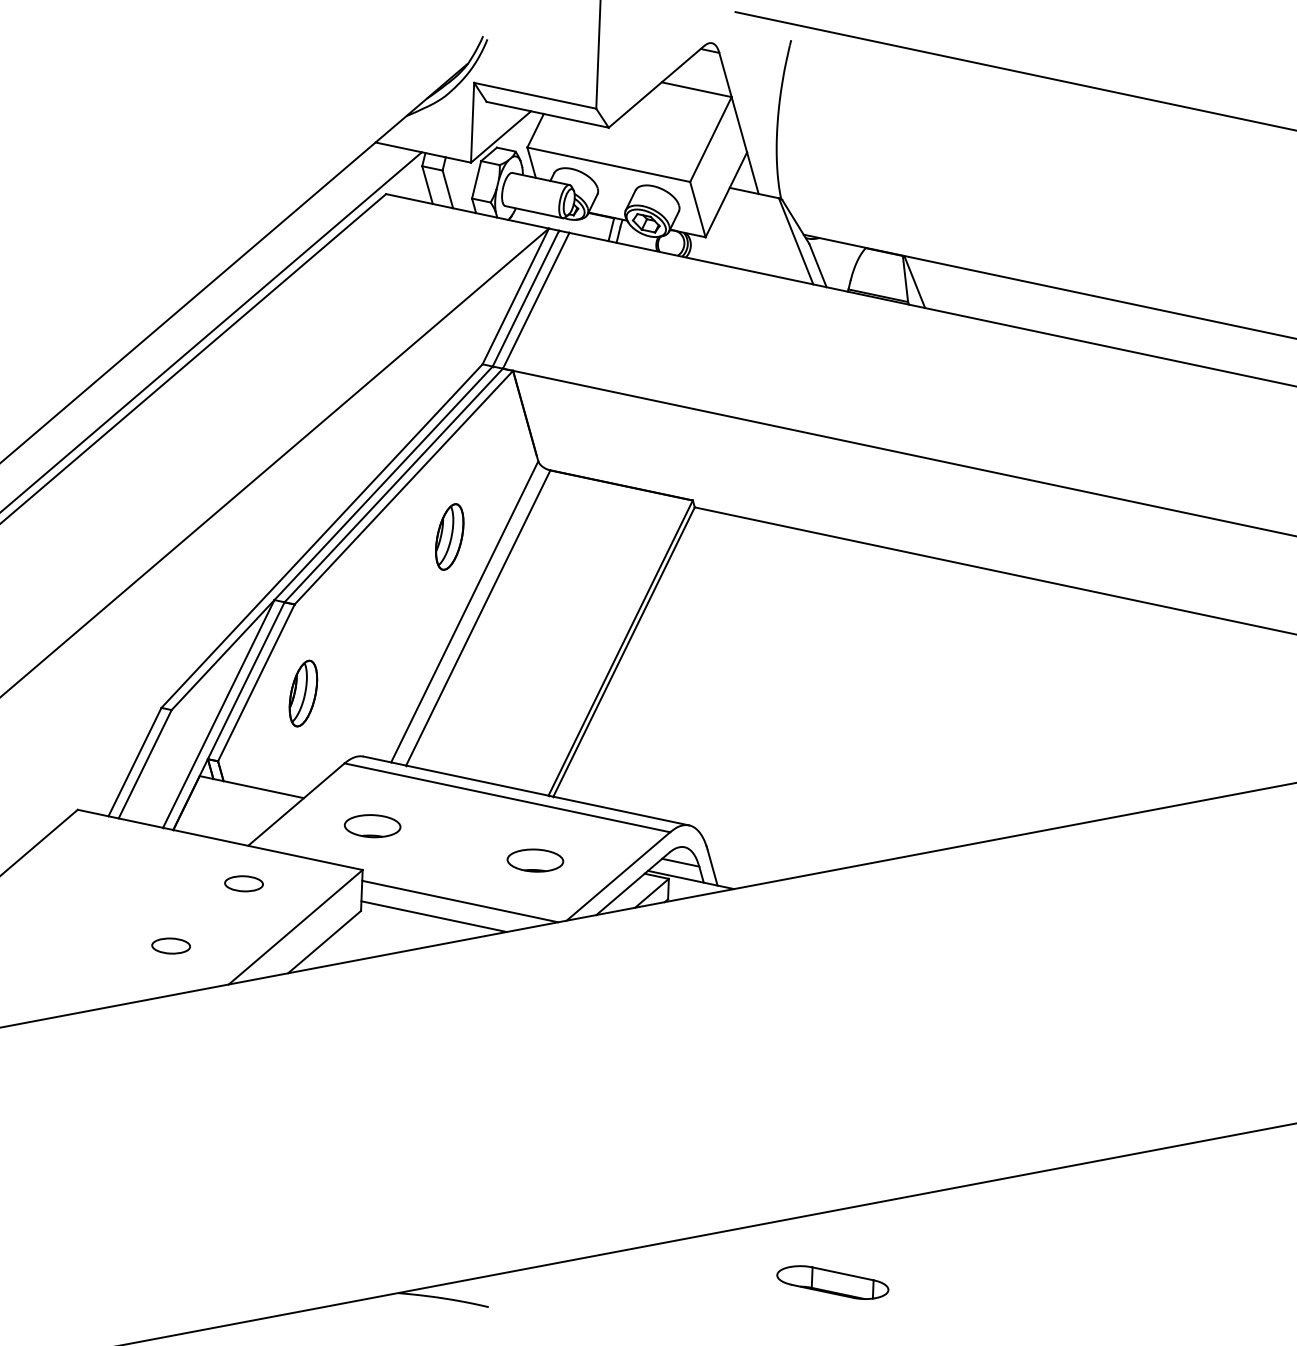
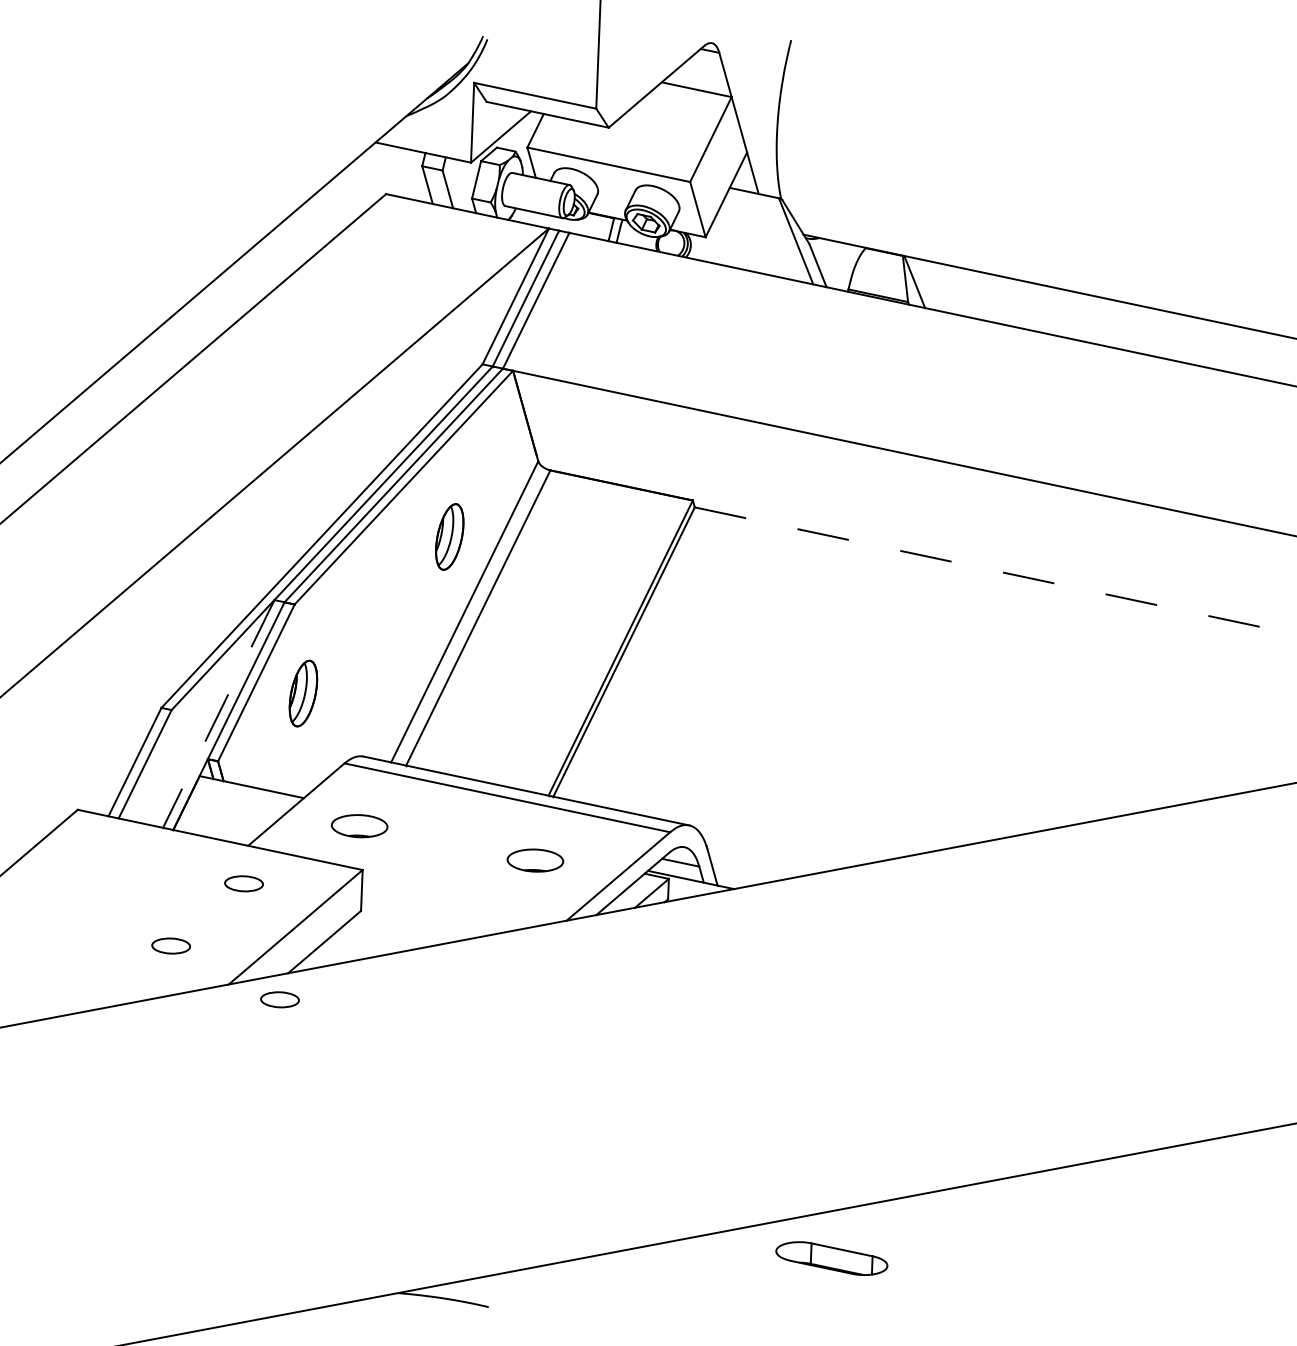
line: present -> none (1014, 70)
line: present -> none (211, 331)
line: solid -> dashed (996, 571)
line: solid -> dashed (218, 713)
part position: (372, 826) -> (359, 826) (359, 826)
line: present -> none (460, 901)
line: present -> none (433, 916)
part: none -> present (279, 999)
part position: (832, 1282) -> (831, 1258) (831, 1258)
